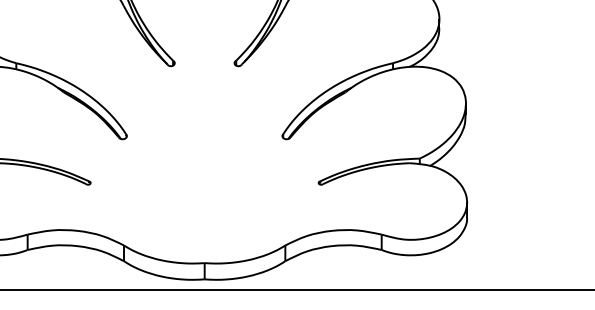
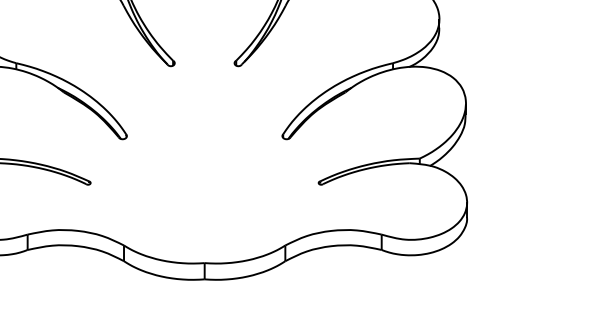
line: present -> none (296, 289)
